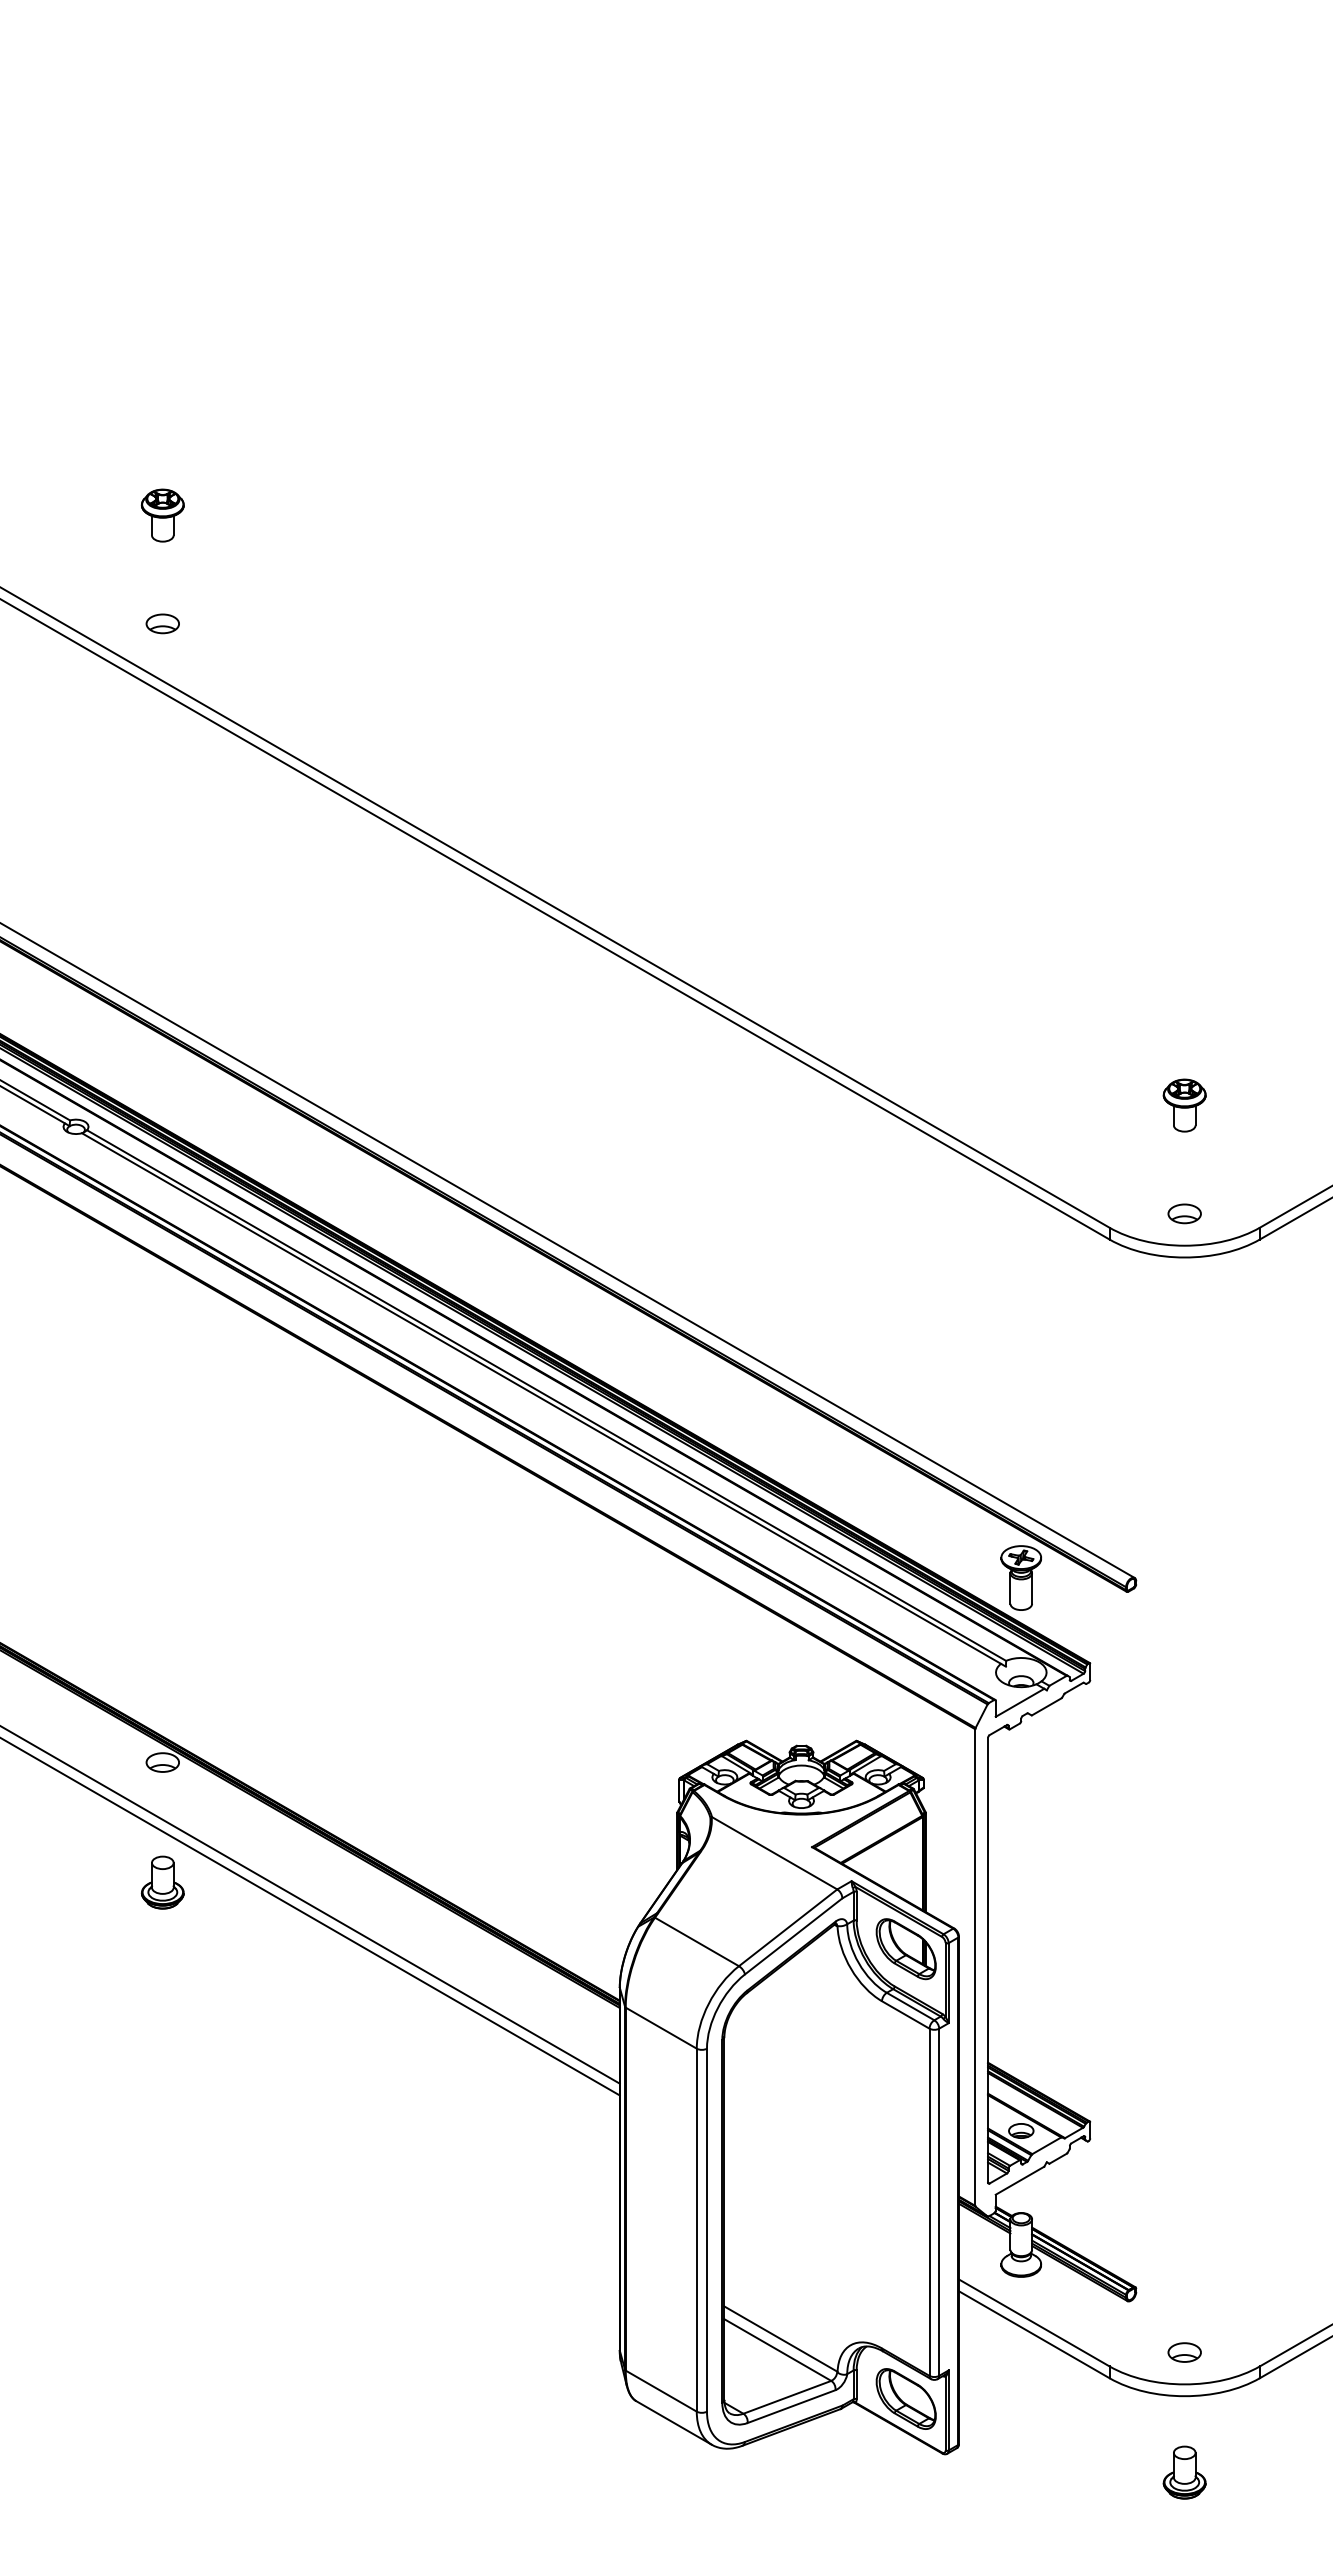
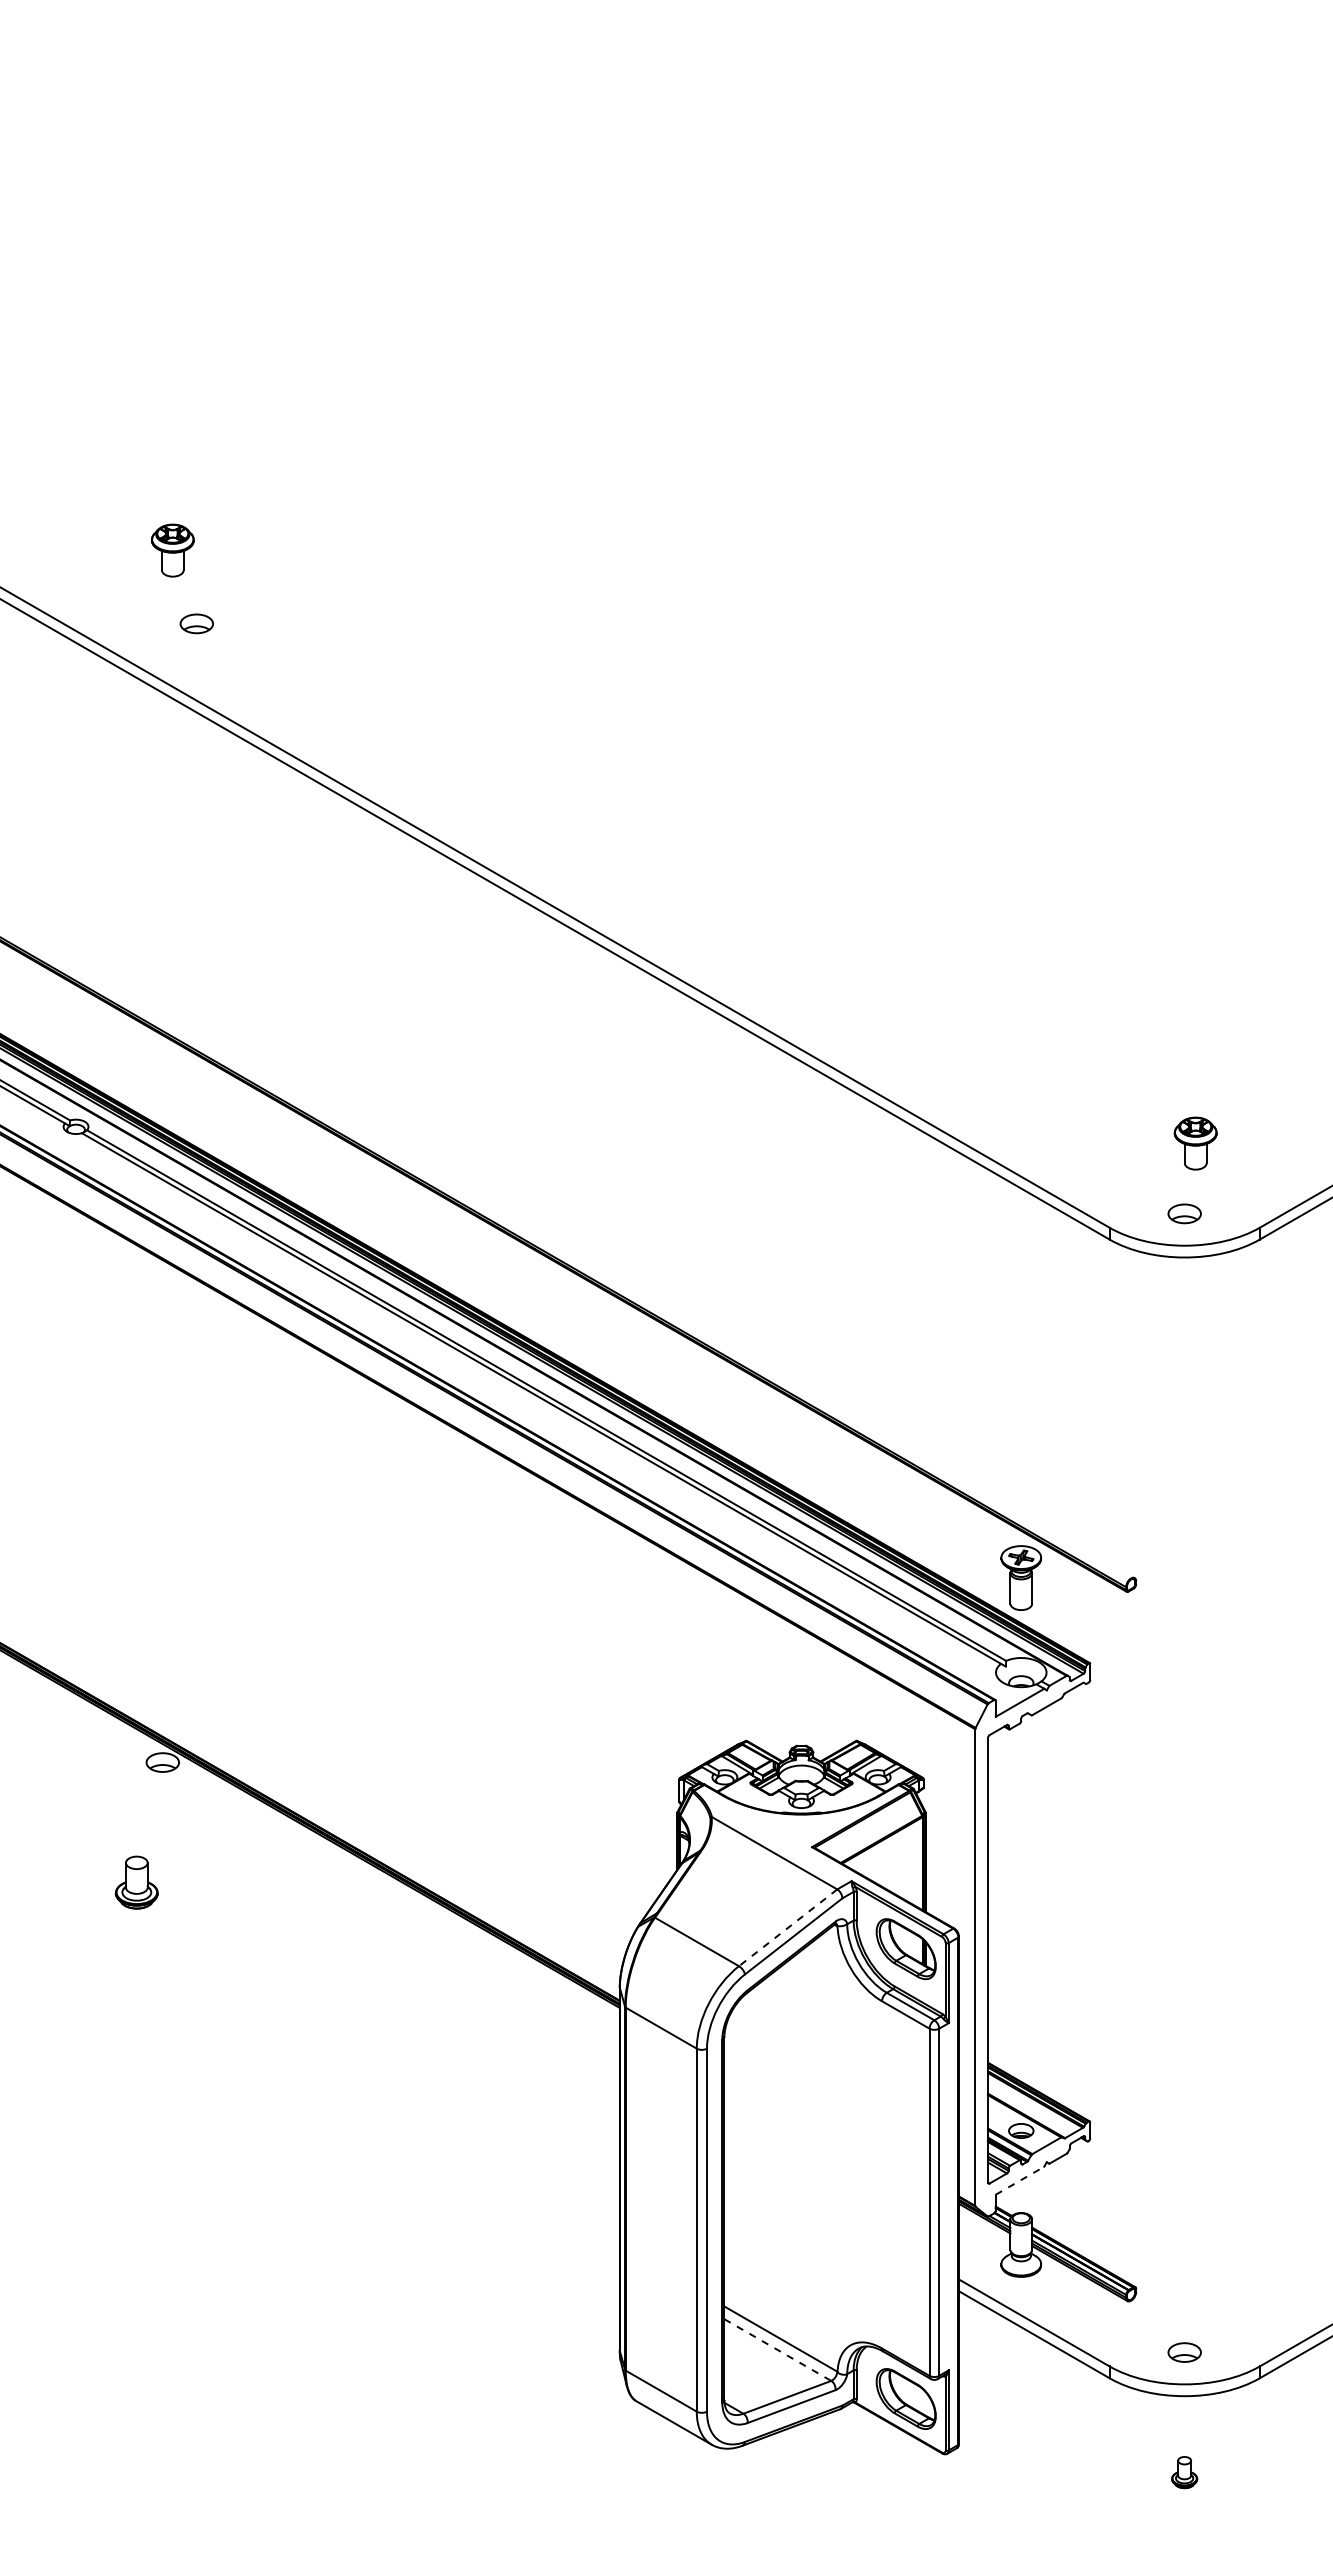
part position: (162, 515) -> (172, 550) (172, 550)
part position: (162, 623) -> (196, 623) (196, 623)
part position: (1184, 1105) -> (1195, 1143) (1195, 1143)
line: present -> none (568, 1251)
part position: (162, 1882) -> (136, 1882) (136, 1882)
line: present -> none (310, 1905)
line: present -> none (310, 1916)
line: solid -> dashed (787, 1928)
line: solid -> dashed (1020, 2180)
line: solid -> dashed (777, 2350)
part size: 45x55 px -> 28x34 px (1184, 2472)
